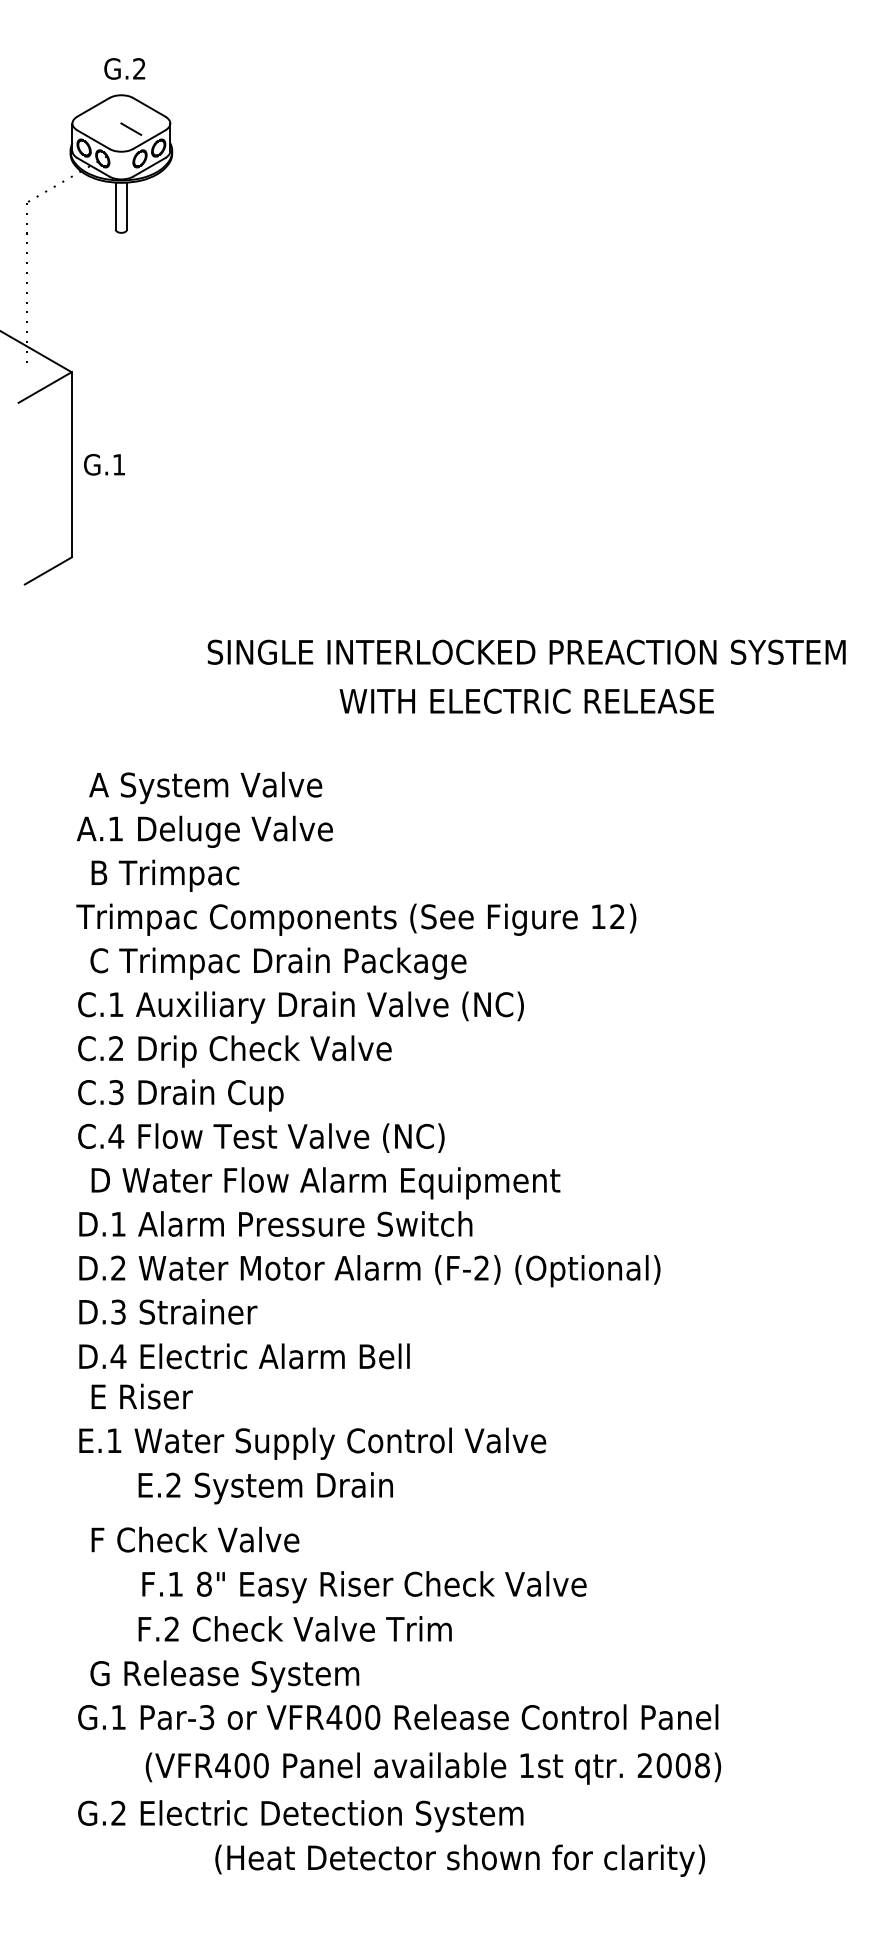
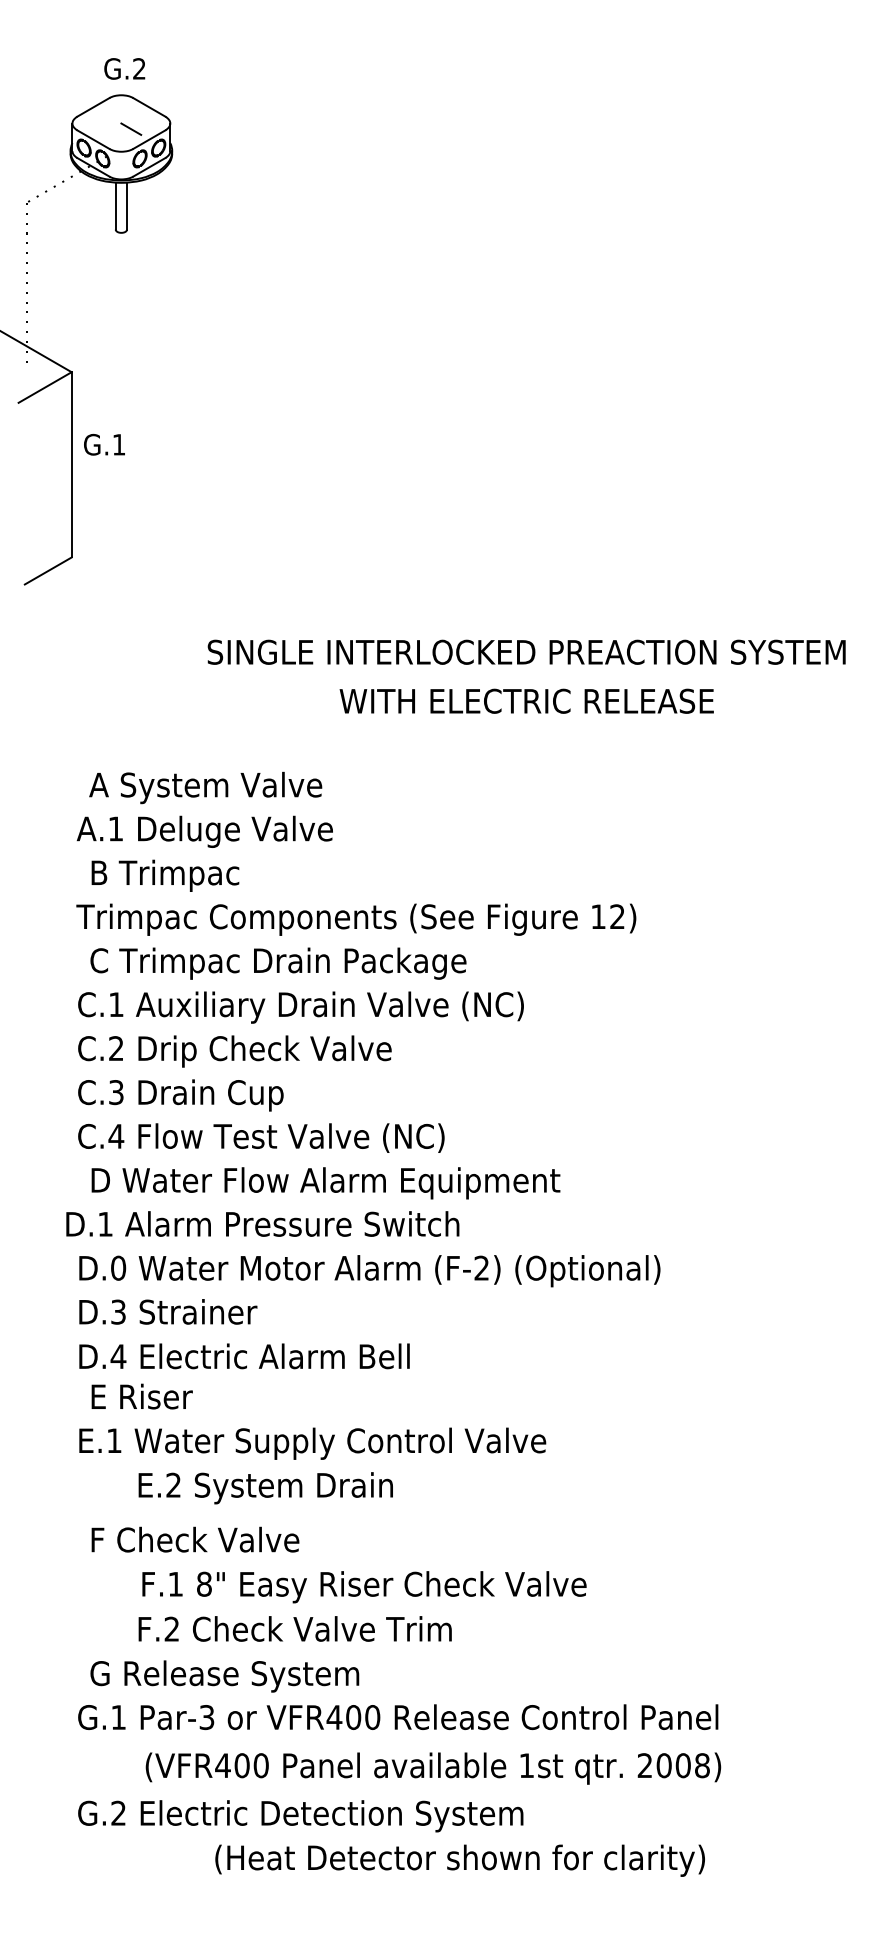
text position: (104, 464) -> (104, 444) (104, 444)
text position: (275, 1223) -> (262, 1223) (262, 1223)
text: D.2 -> D.0 (118, 1267)
